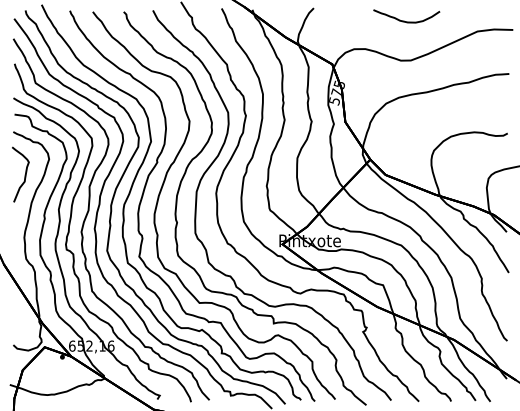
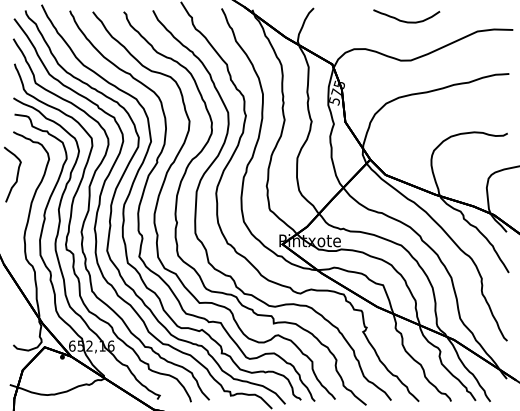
curve position: (24, 174) -> (16, 174) (16, 174)
